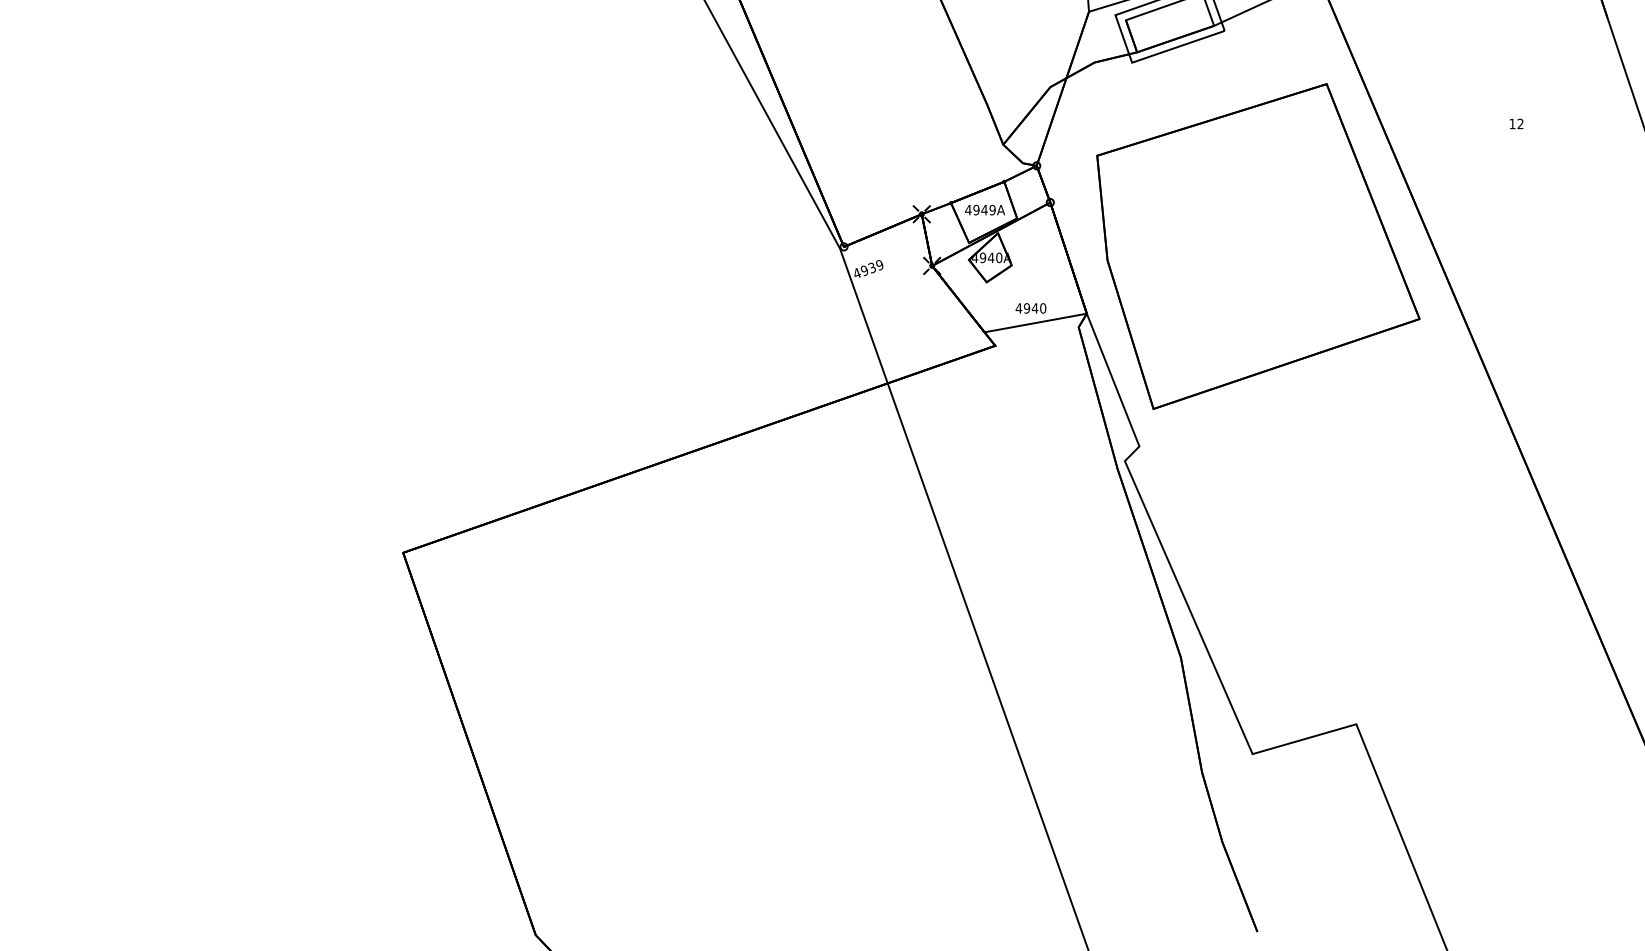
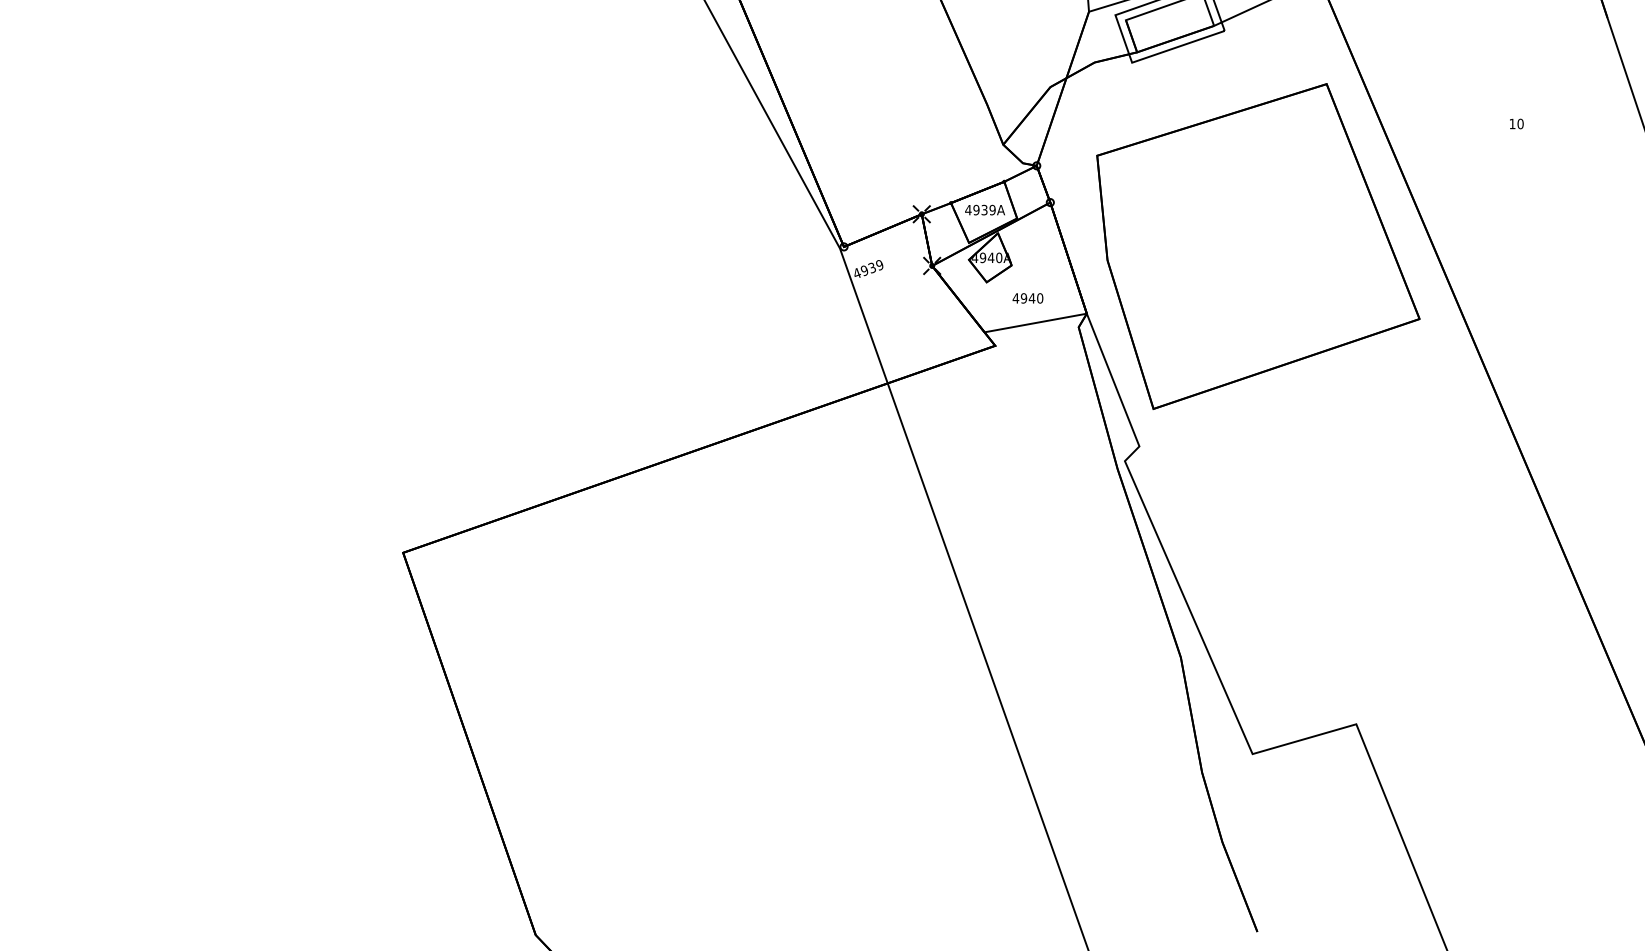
text: 12 -> 10 (1520, 123)
text: 4949A -> 4939A (984, 209)
text position: (1030, 308) -> (1027, 298) (1027, 298)
